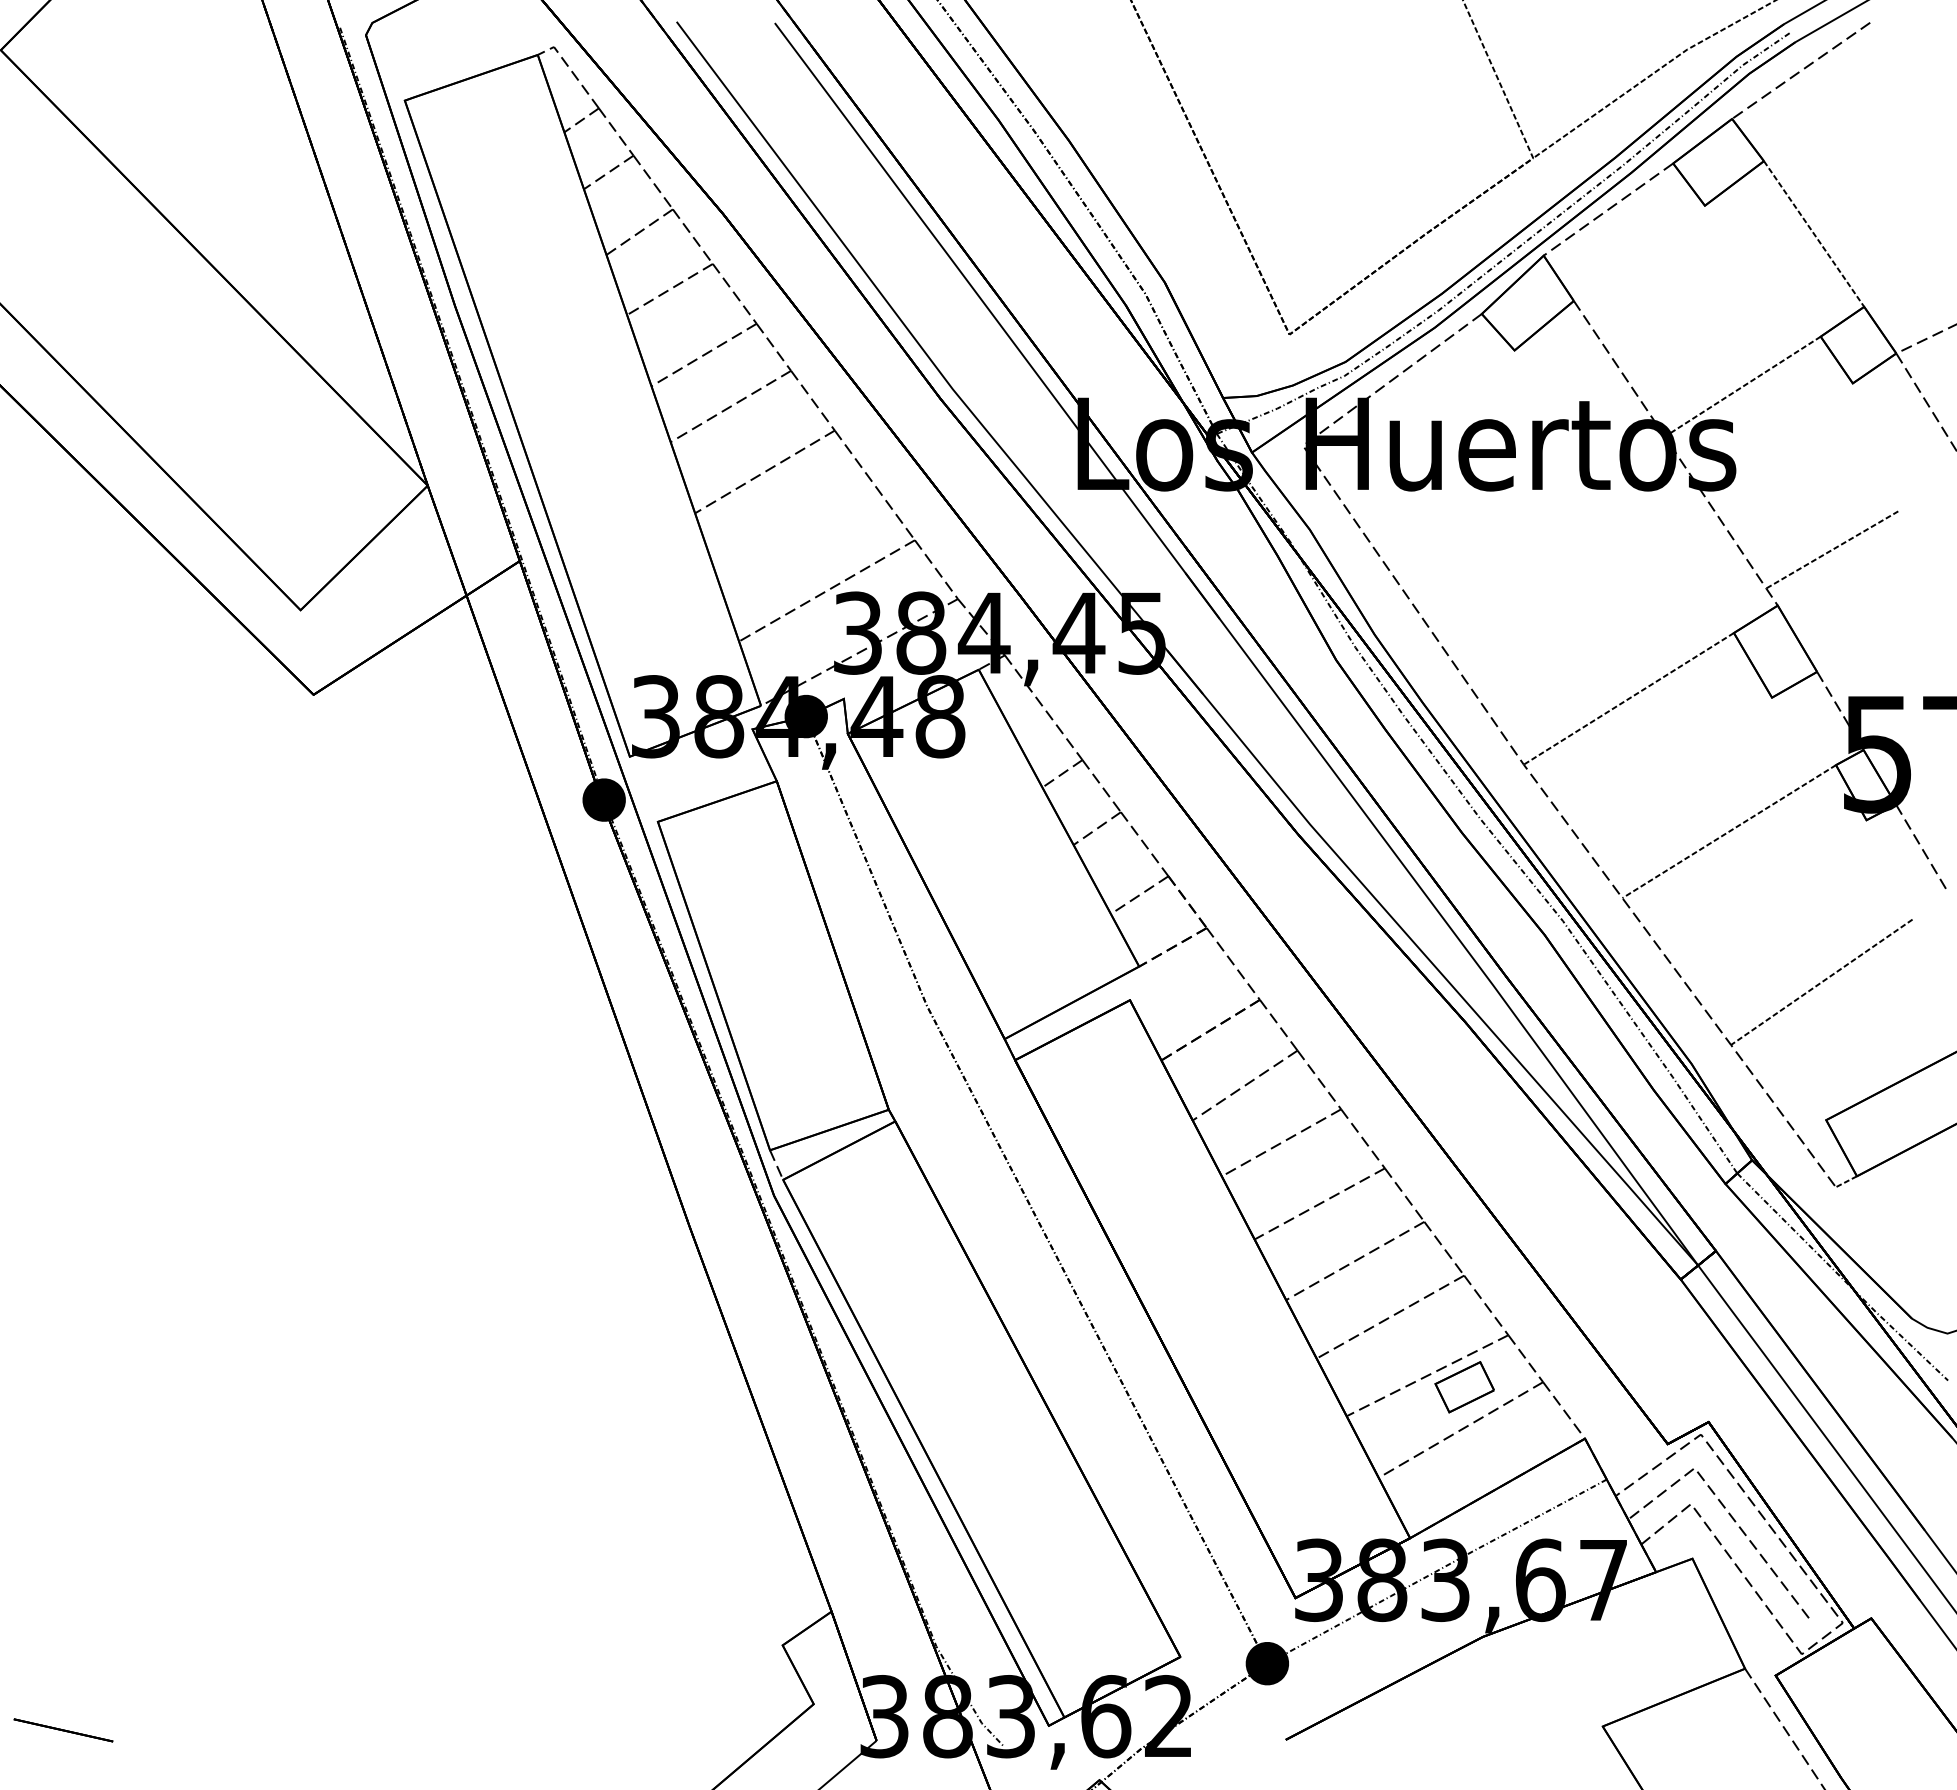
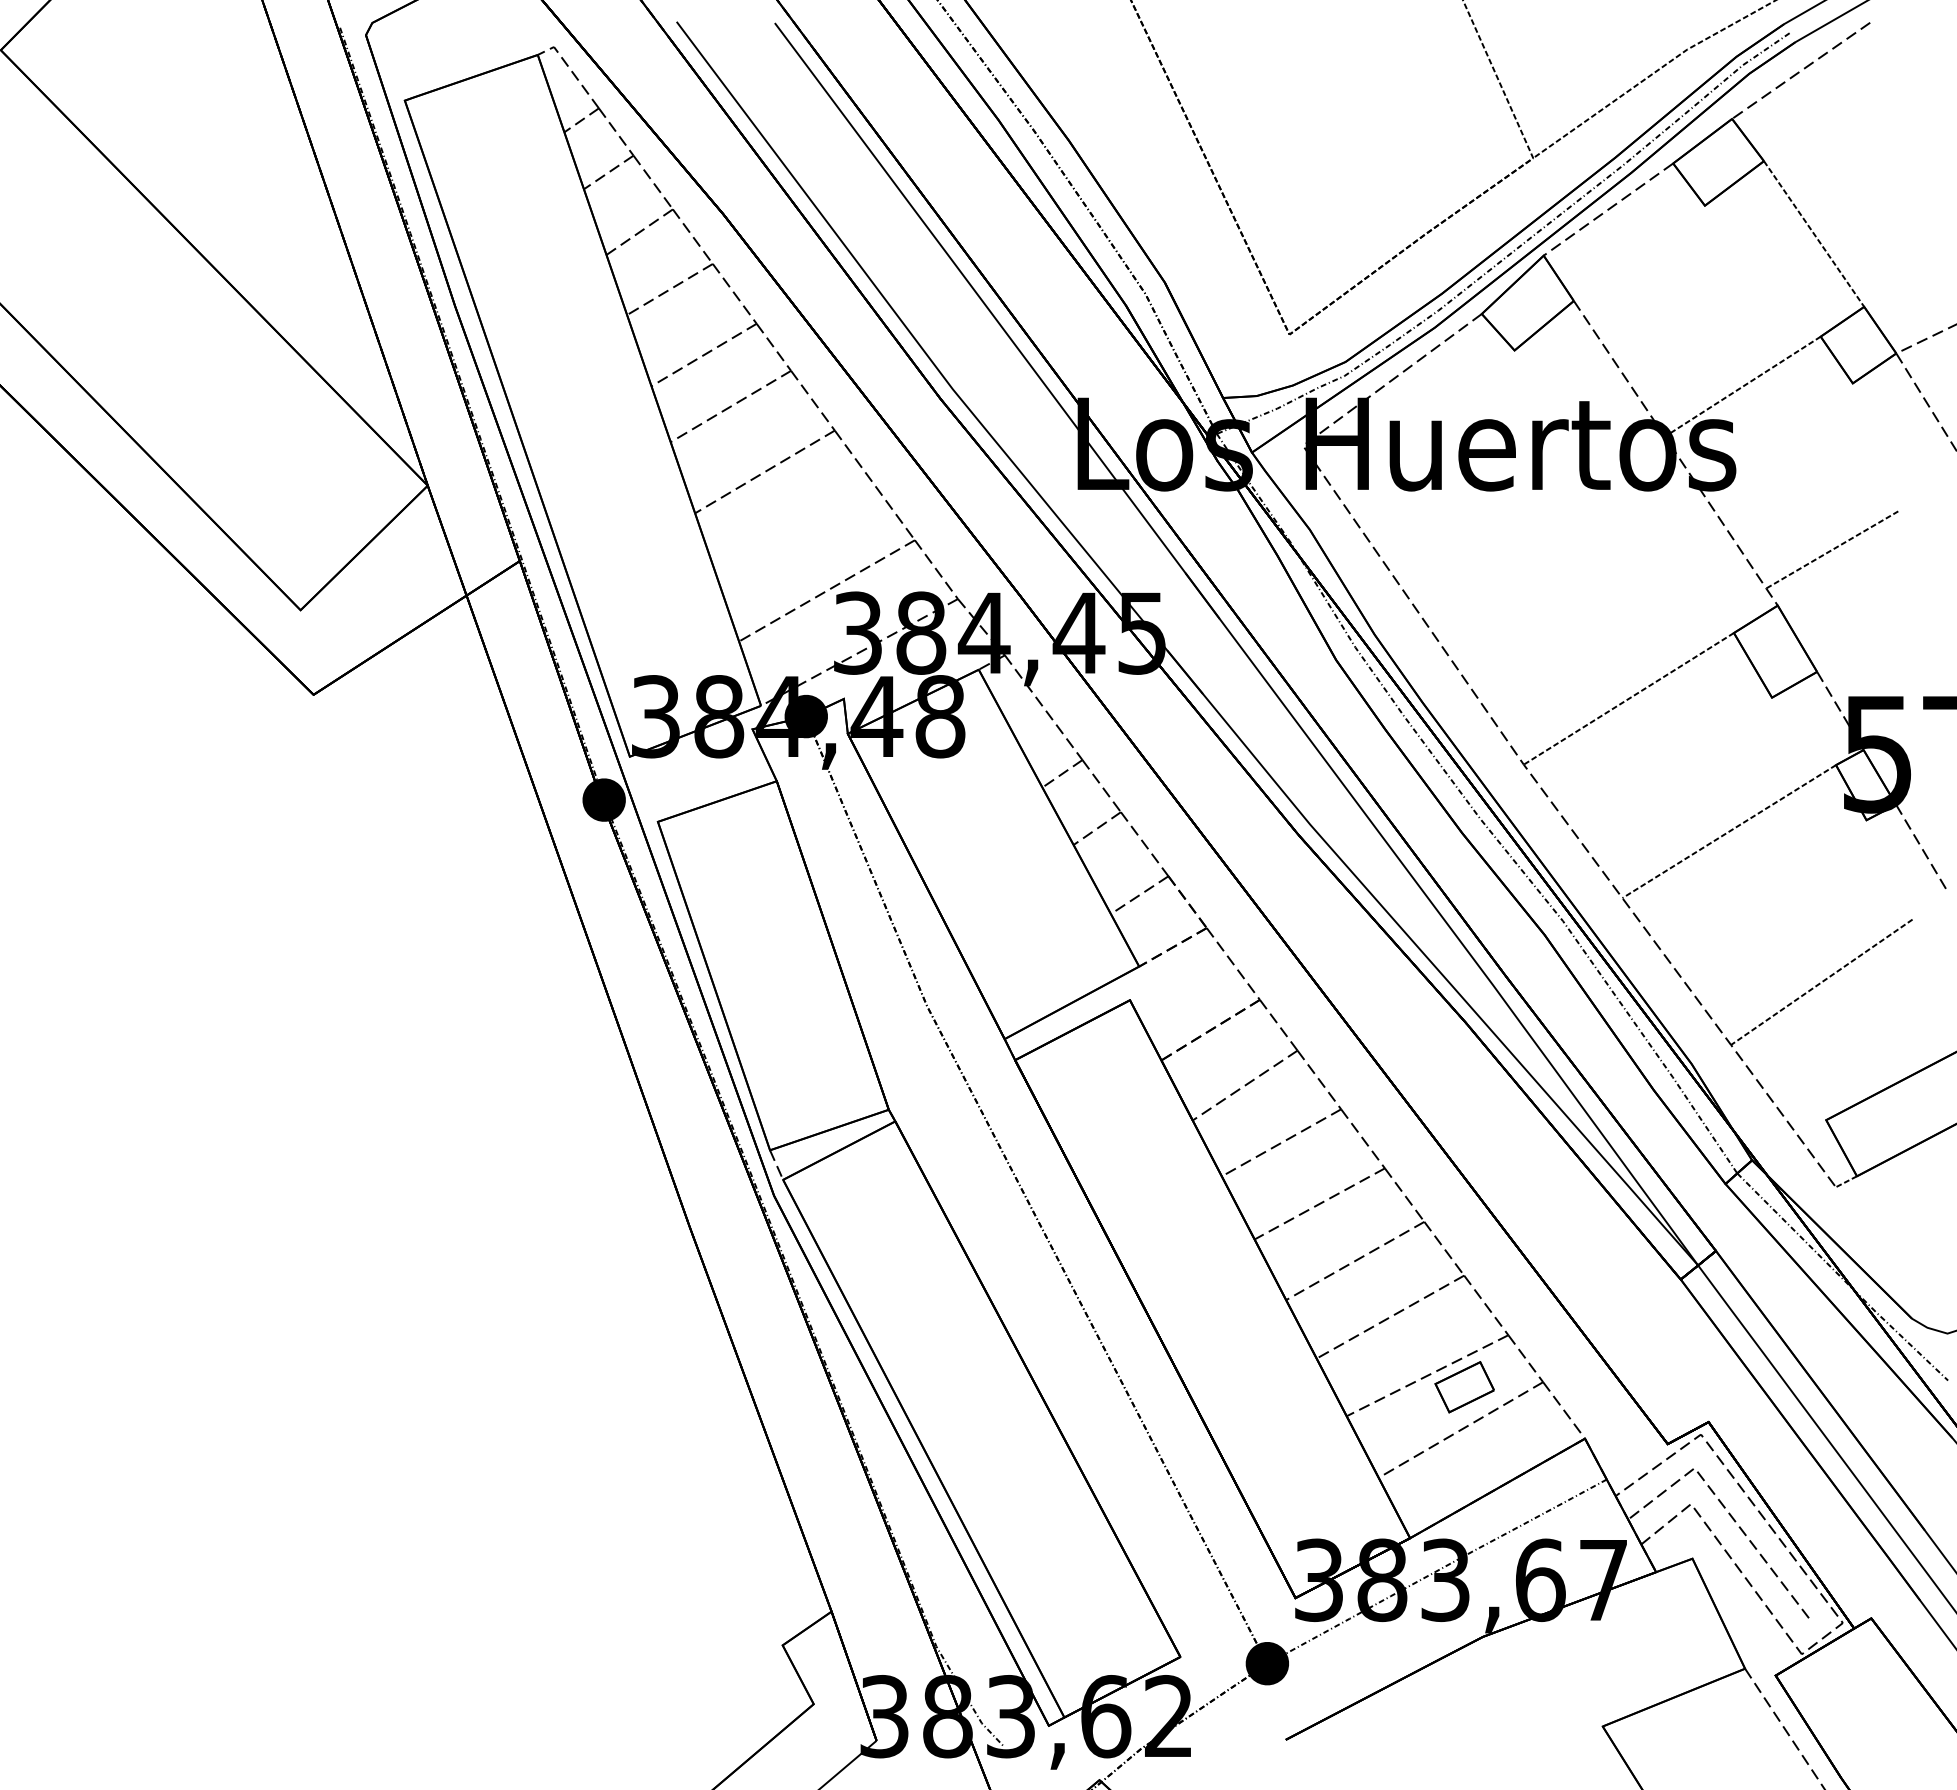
line: present -> none (63, 1730)
